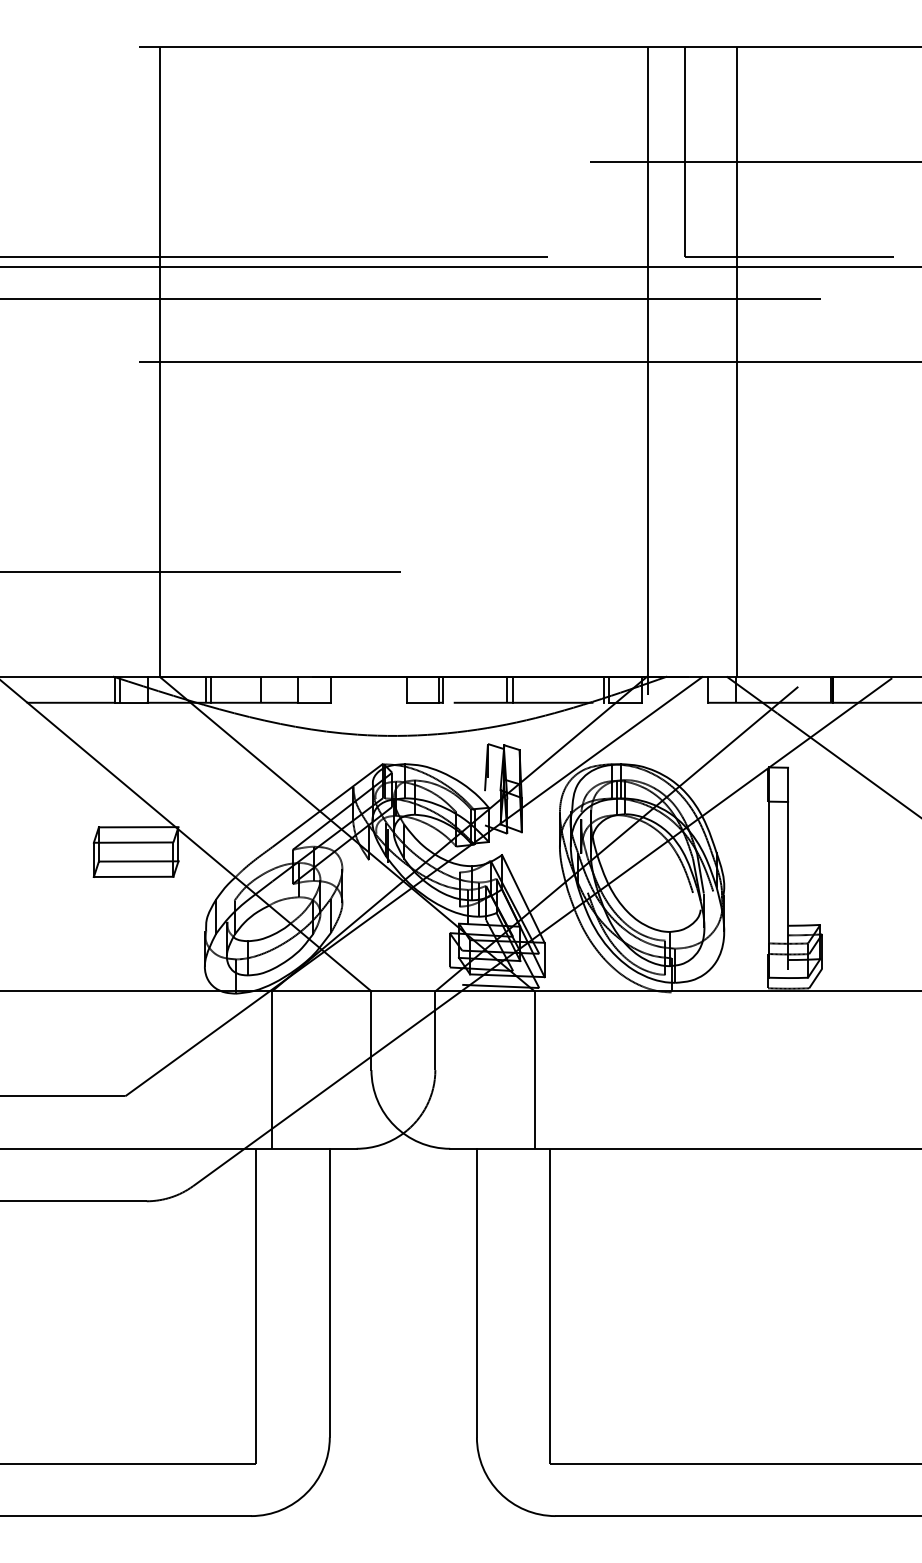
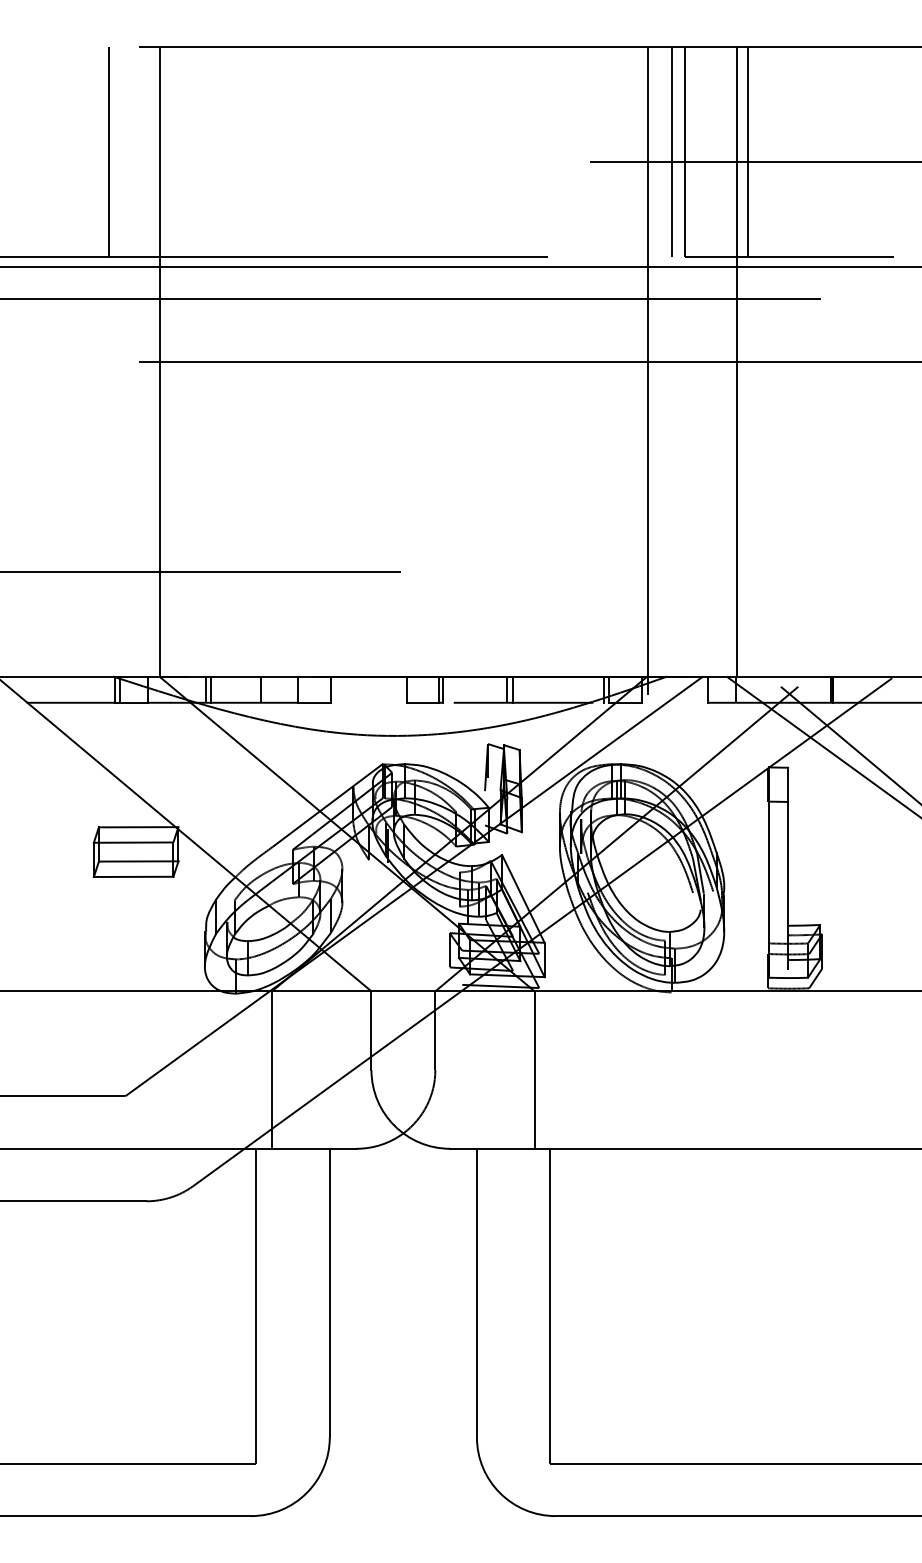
line: none -> present (109, 151)
line: none -> present (672, 151)
line: none -> present (747, 151)
line: none -> present (849, 744)
